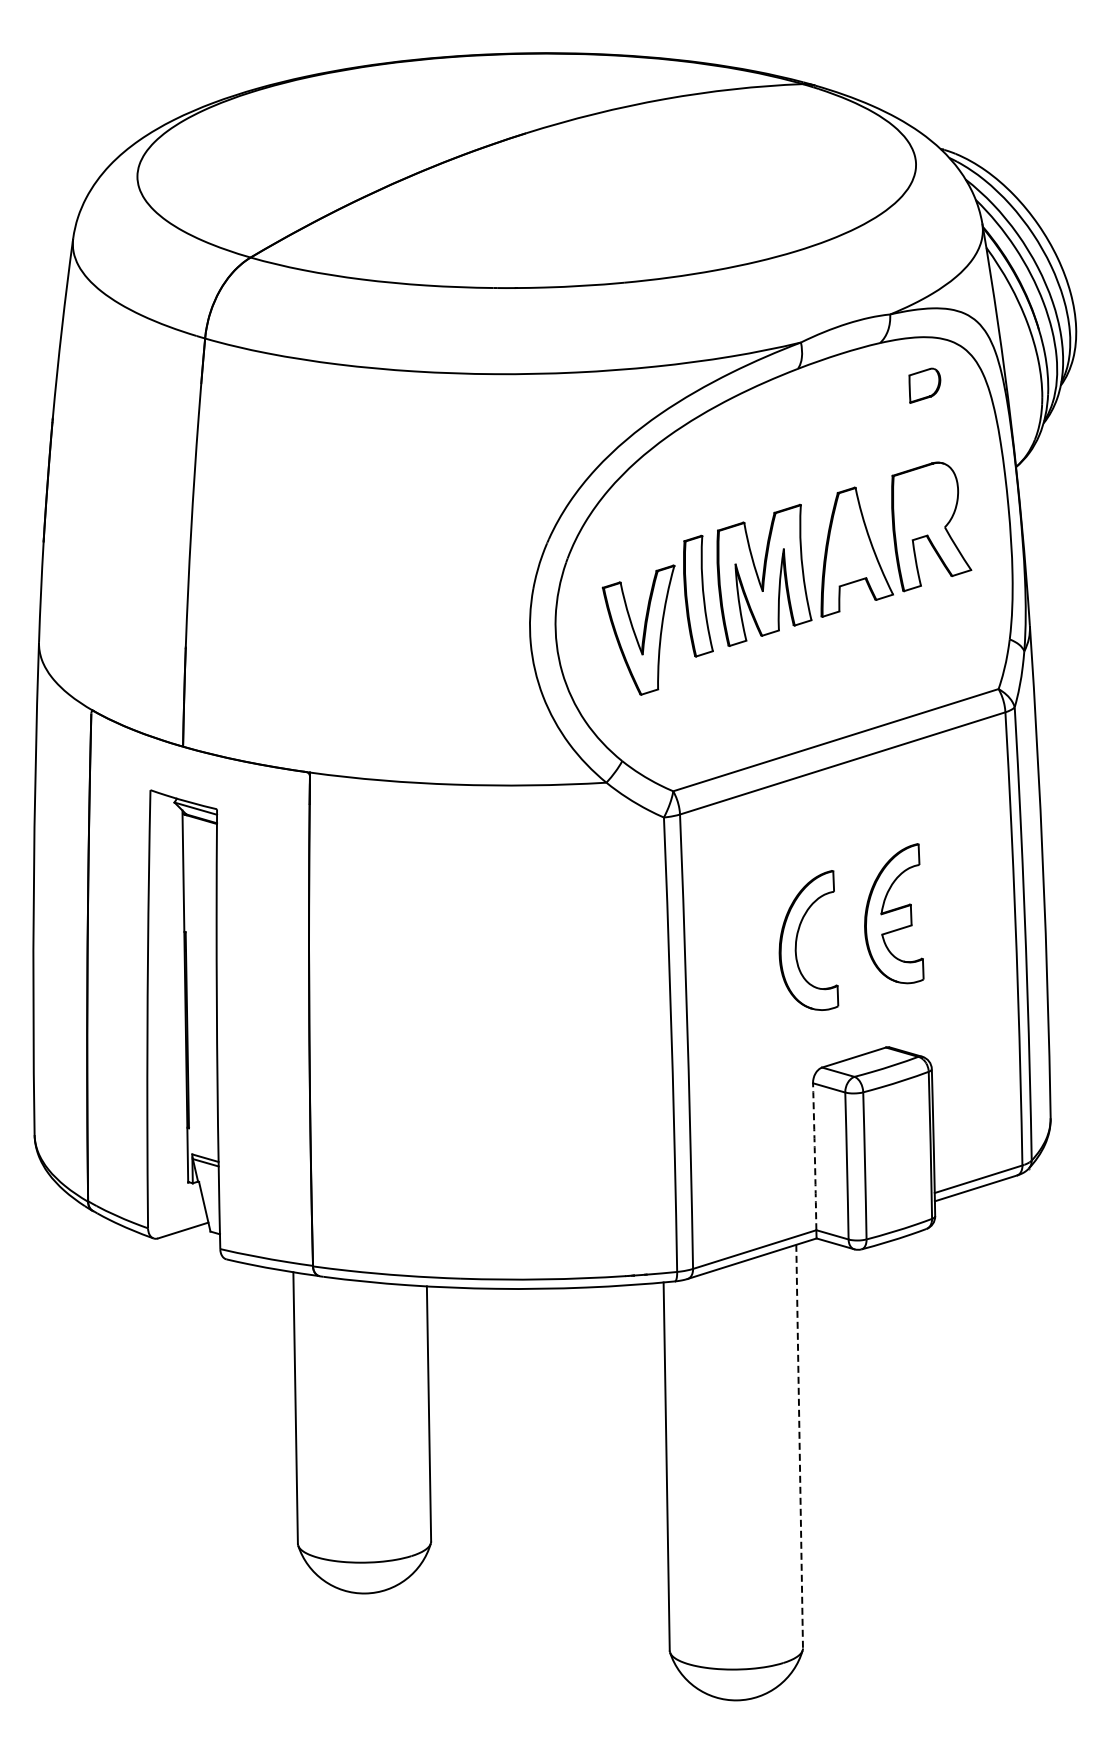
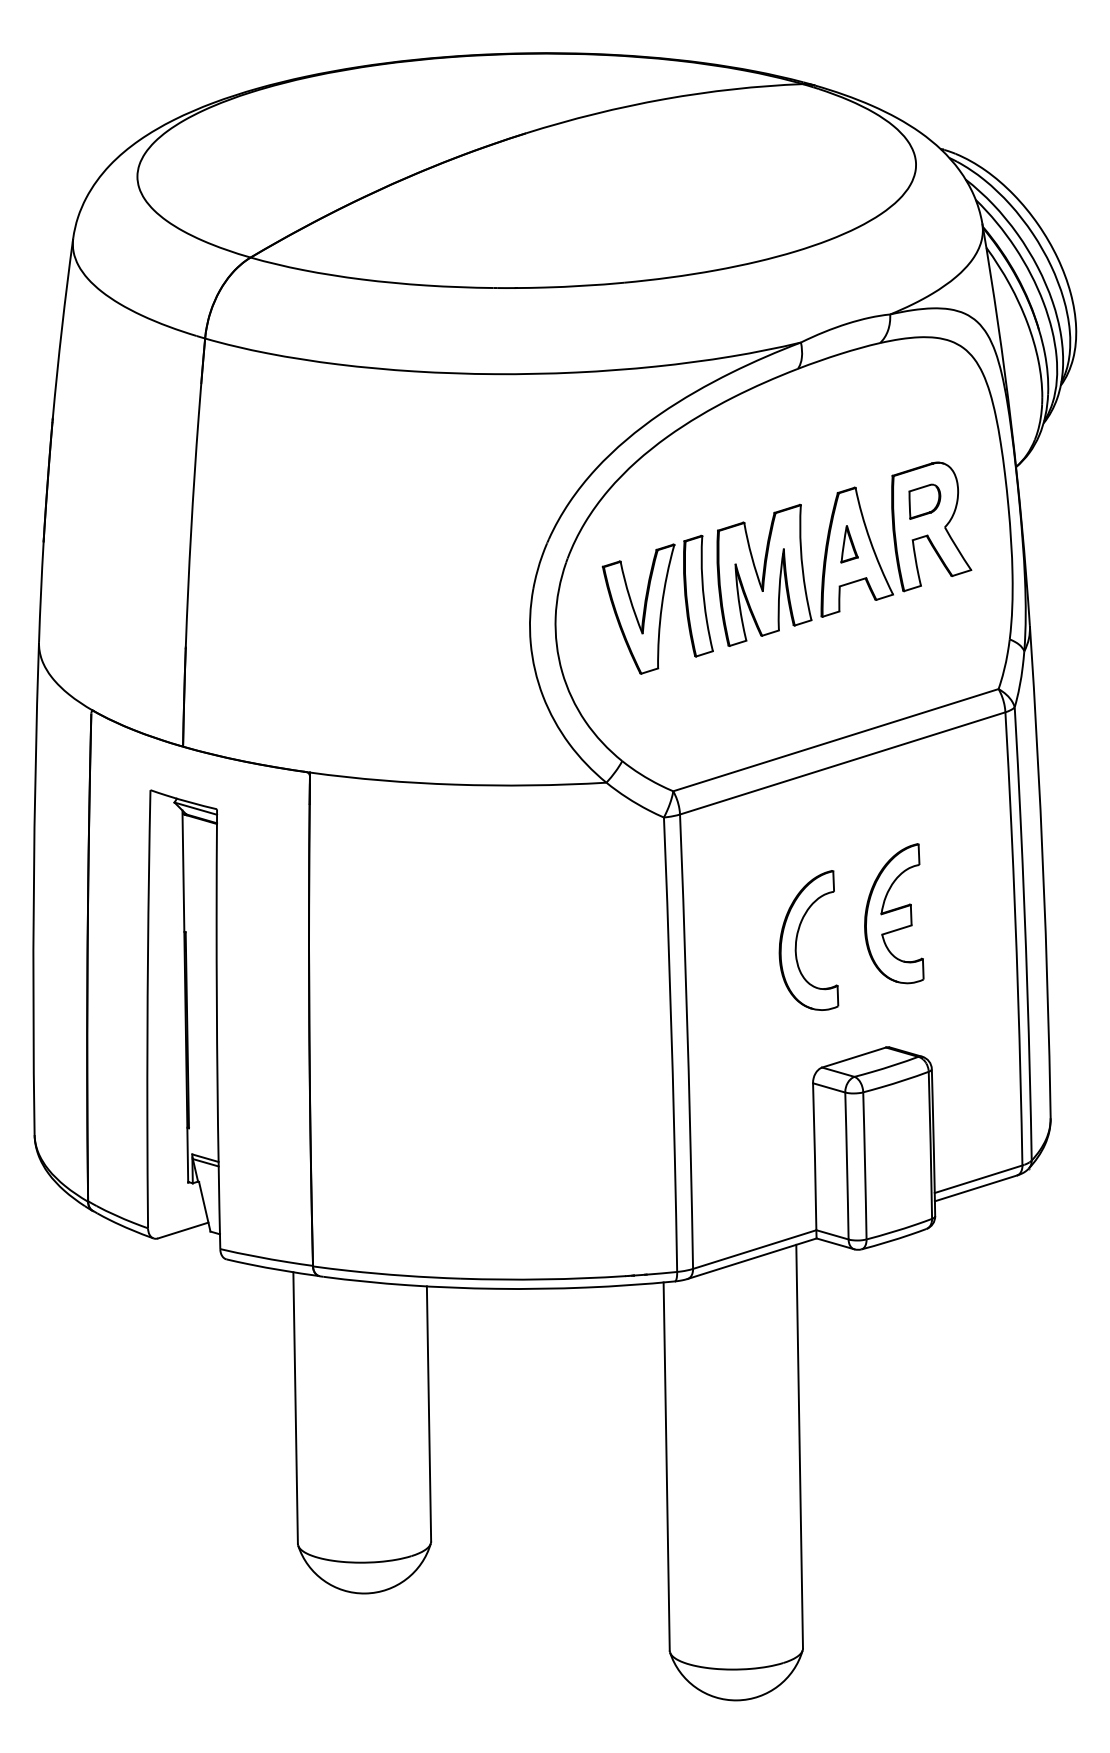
part position: (924, 385) -> (924, 501) (924, 501)
part: none -> present (849, 544)
part position: (638, 629) -> (638, 608) (638, 608)
arc: dashed -> solid (814, 1156)
line: dashed -> solid (799, 1446)
